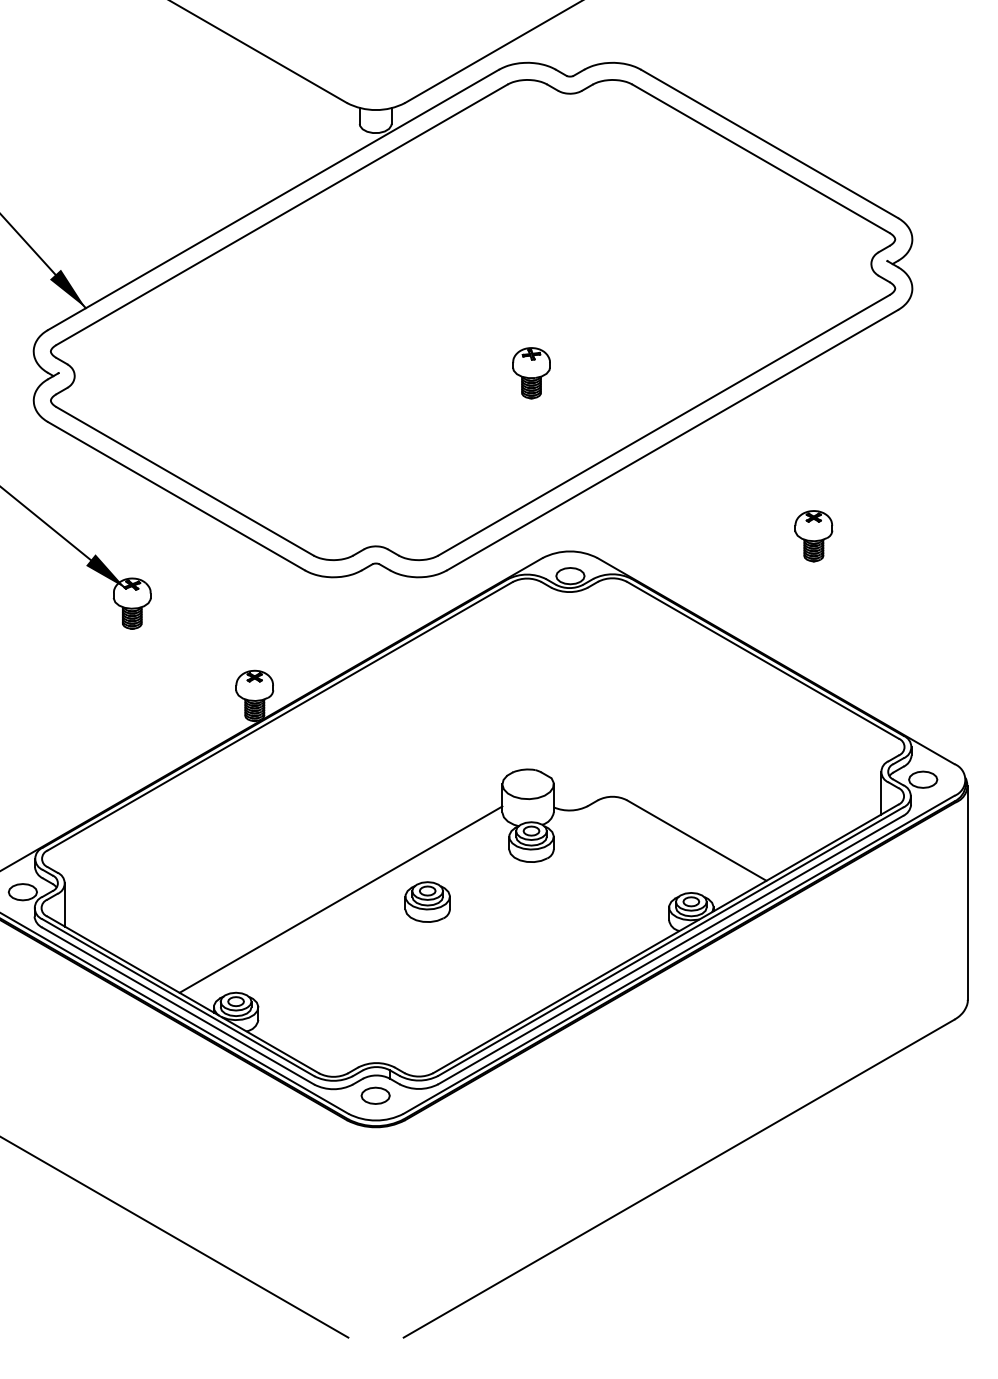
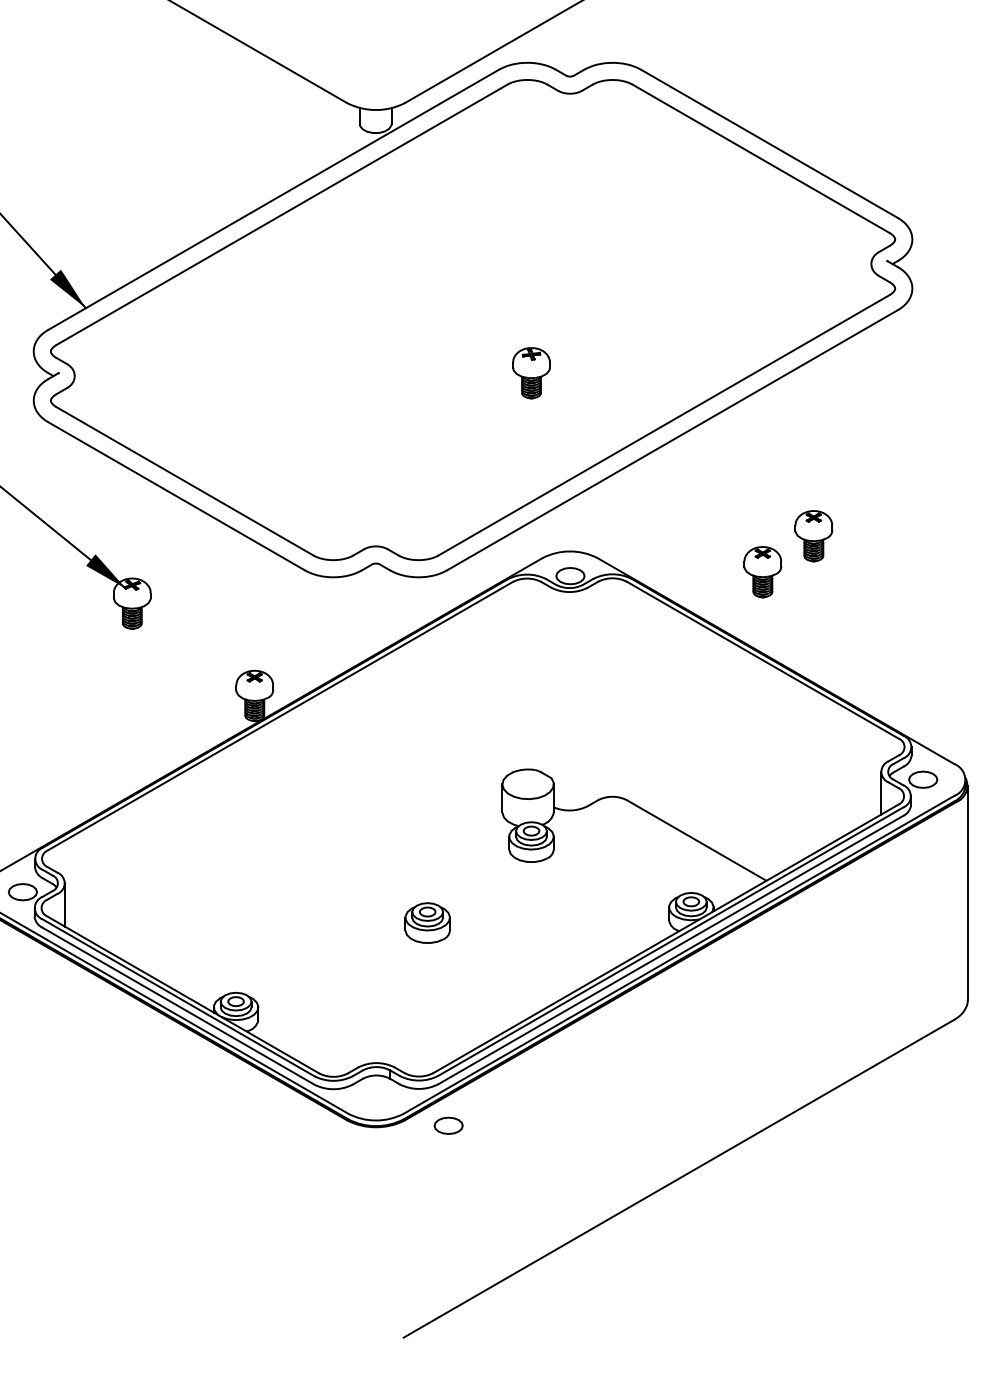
part: none -> present (762, 572)
line: present -> none (340, 899)
part position: (427, 901) -> (427, 922) (427, 922)
part position: (375, 1095) -> (448, 1125) (448, 1125)
line: present -> none (175, 1237)
